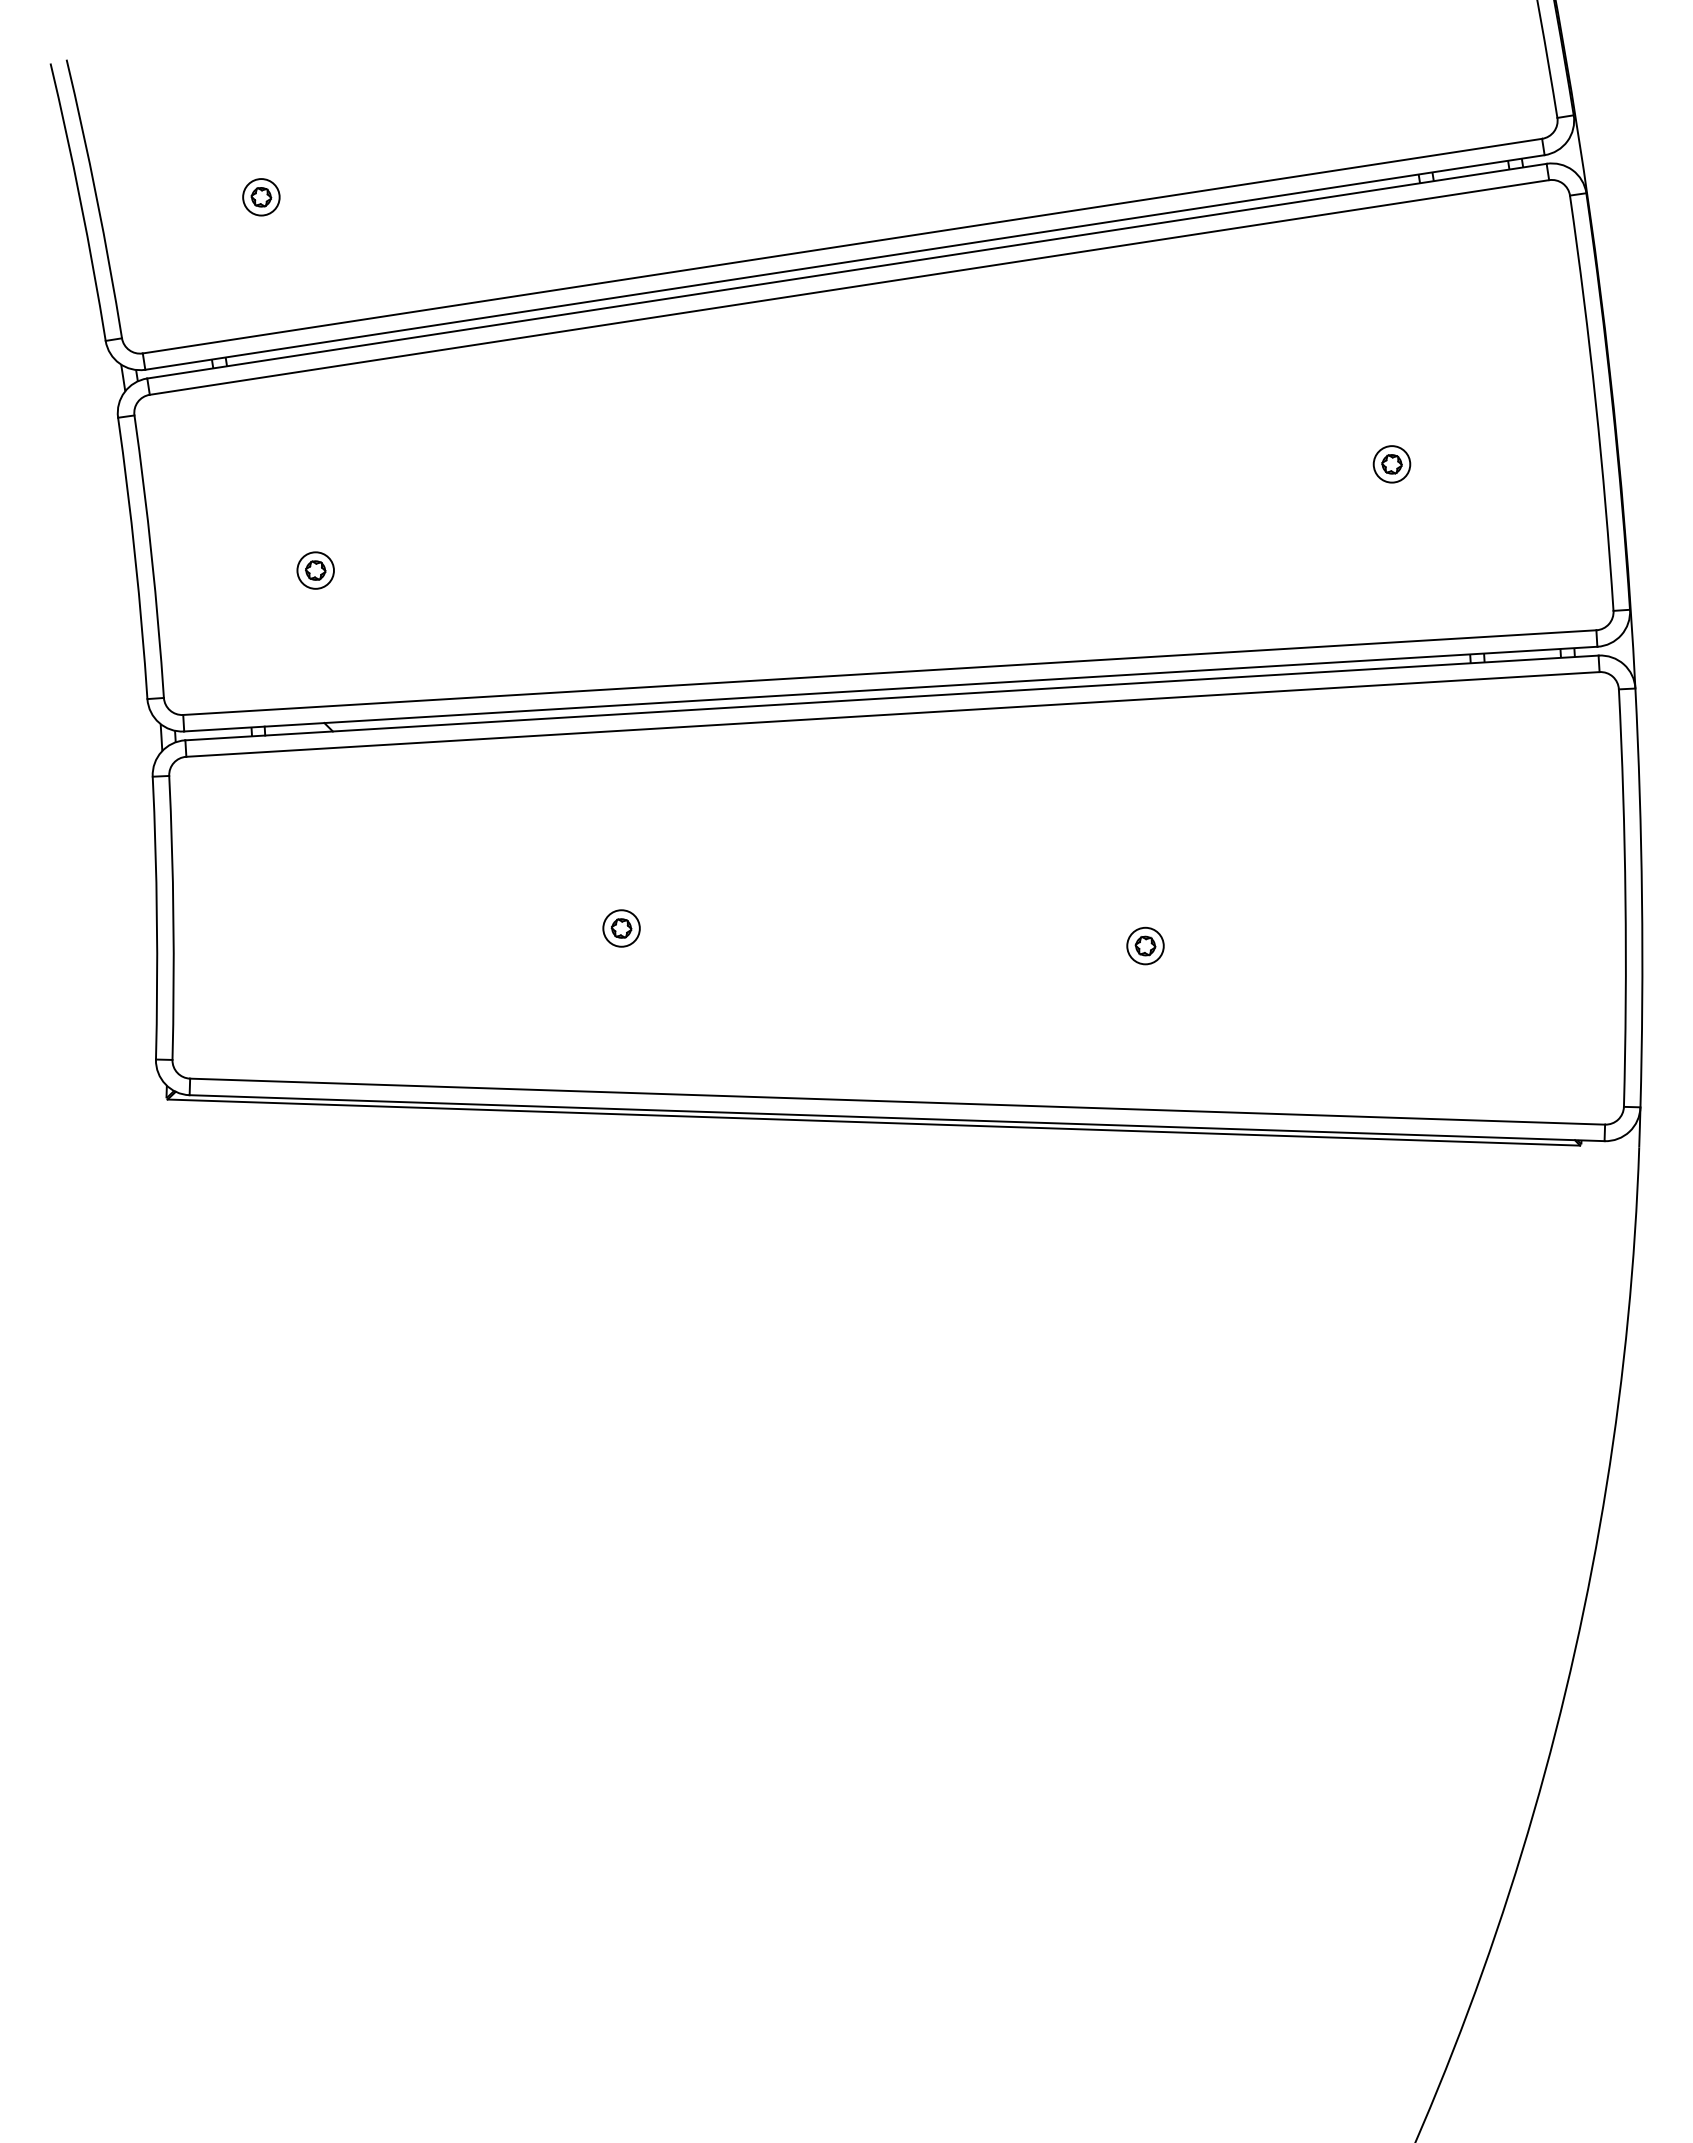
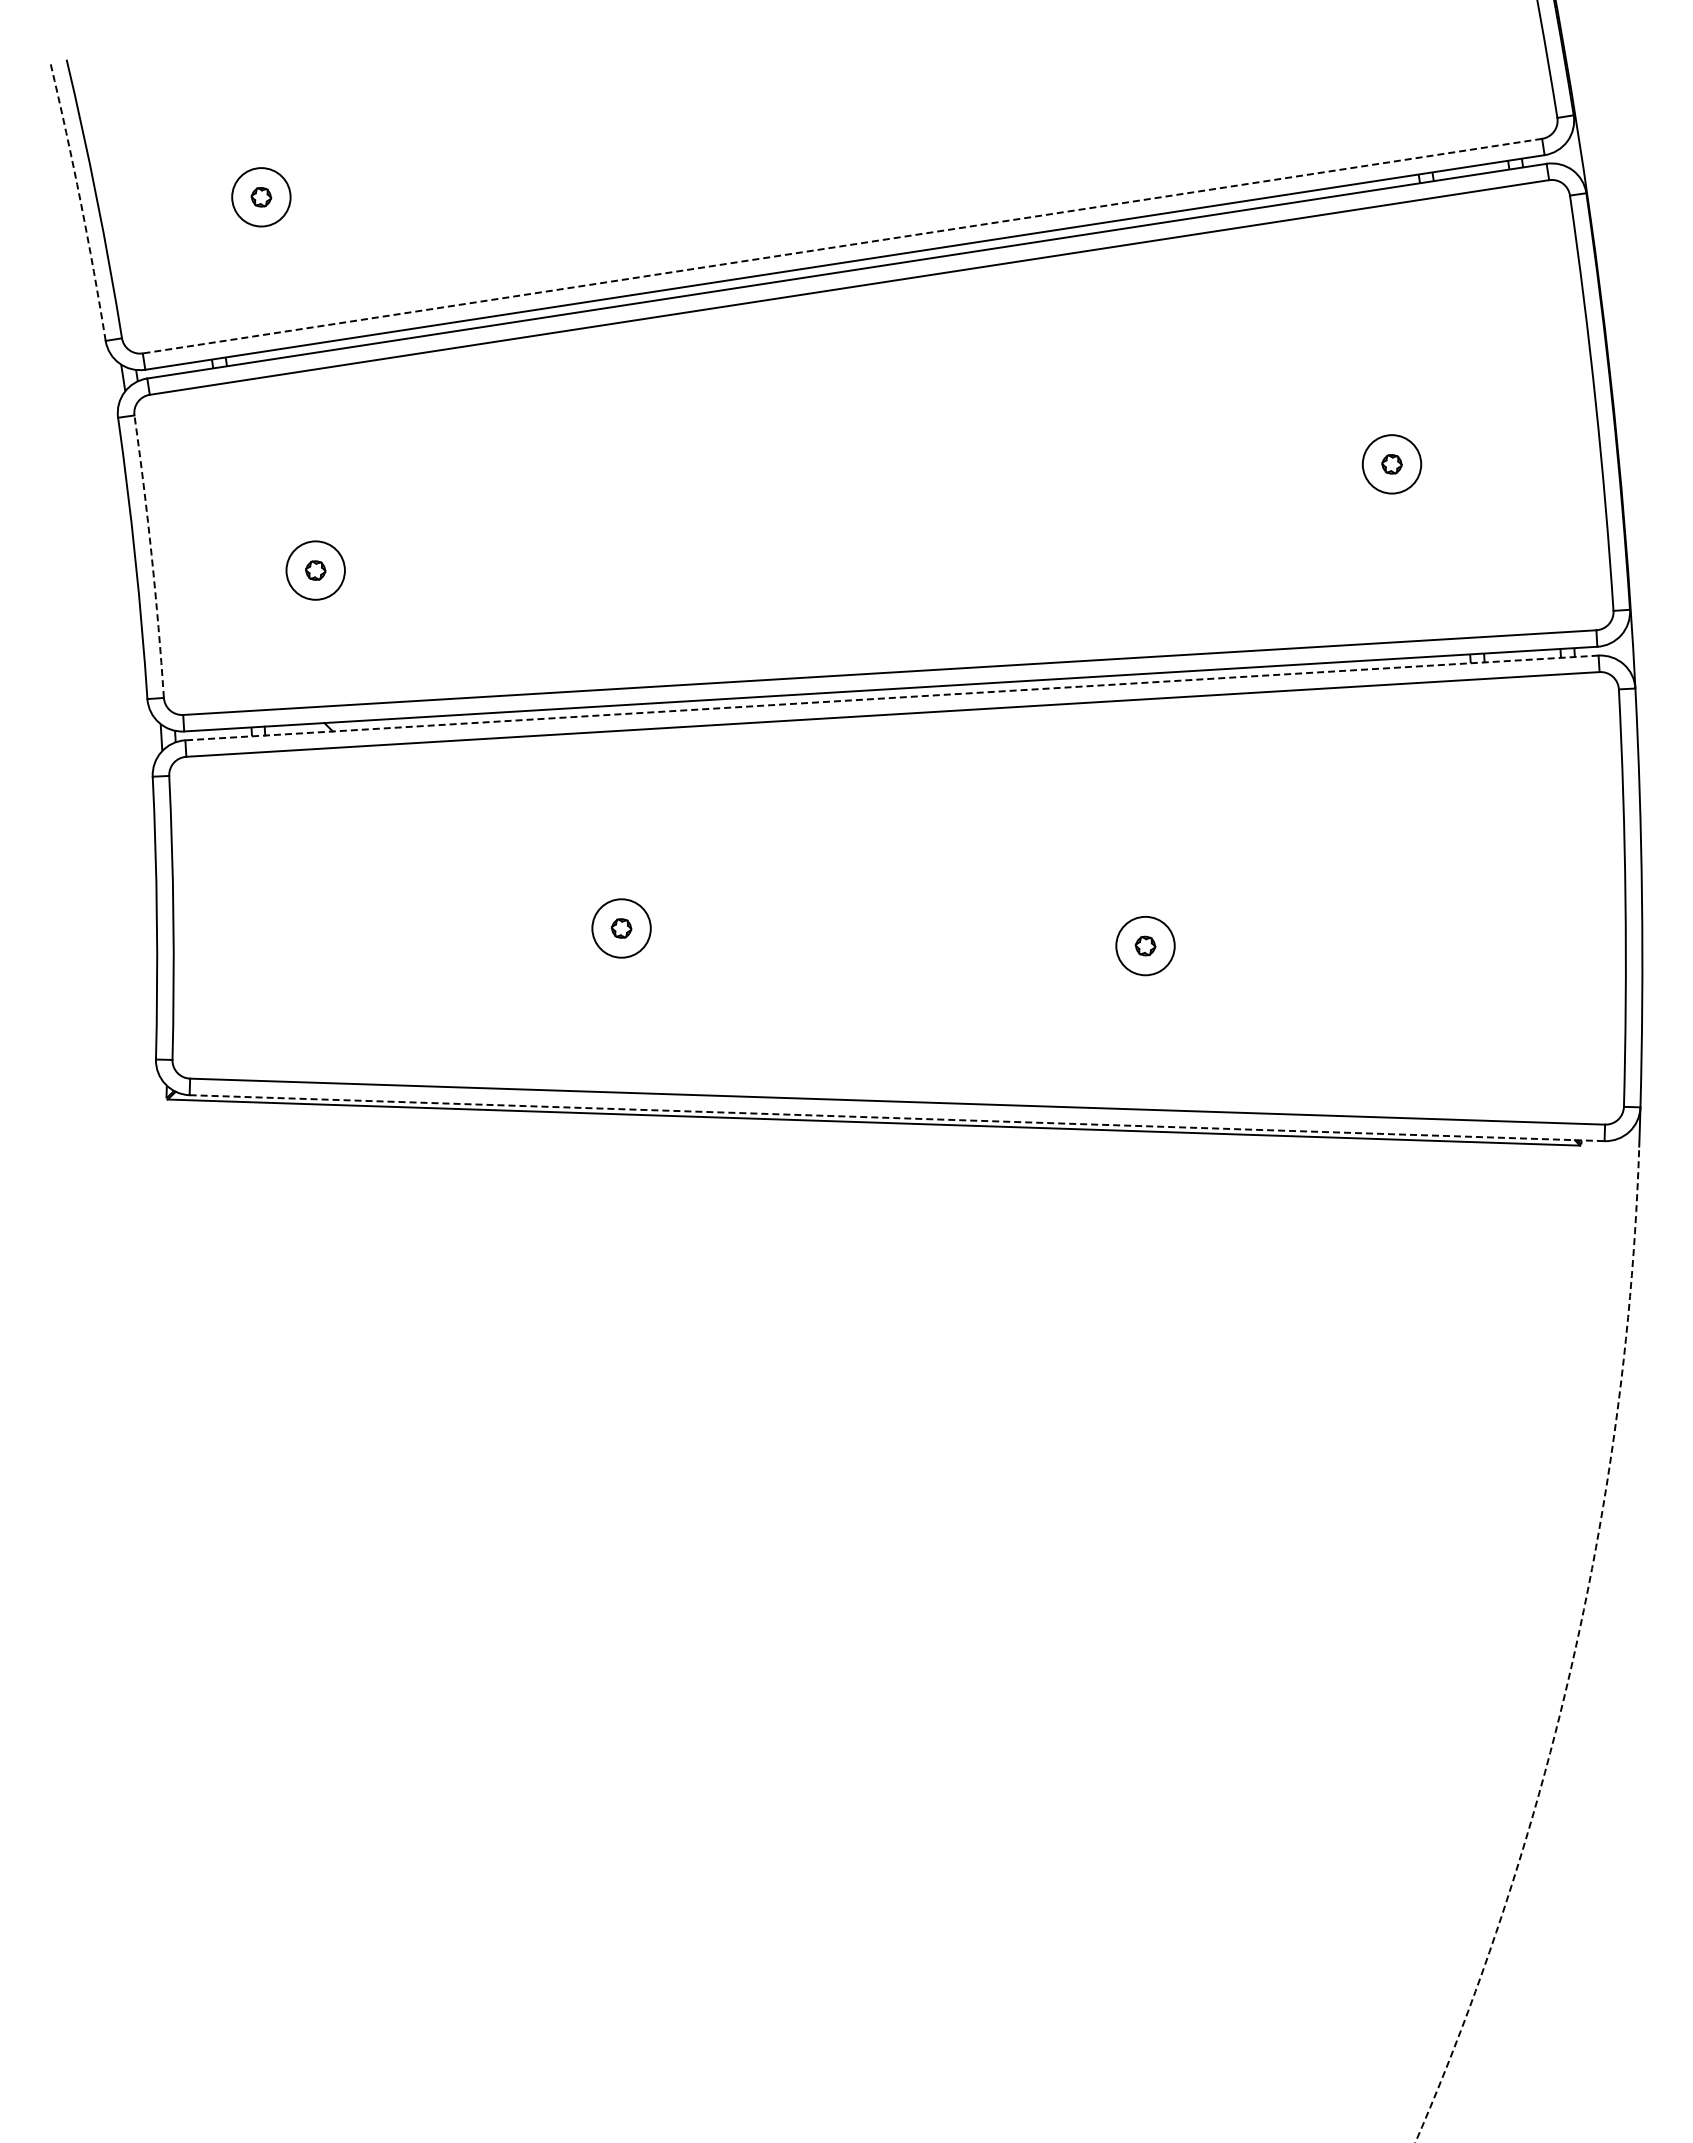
circle diameter: 37 px -> 58 px (261, 197)
arc: solid -> dashed (80, 201)
line: solid -> dashed (842, 246)
circle diameter: 37 px -> 58 px (1391, 464)
arc: solid -> dashed (151, 556)
circle diameter: 37 px -> 58 px (315, 570)
line: solid -> dashed (891, 697)
circle diameter: 37 px -> 58 px (621, 928)
circle diameter: 37 px -> 58 px (1145, 945)
line: solid -> dashed (897, 1118)
arc: solid -> dashed (1574, 1653)
